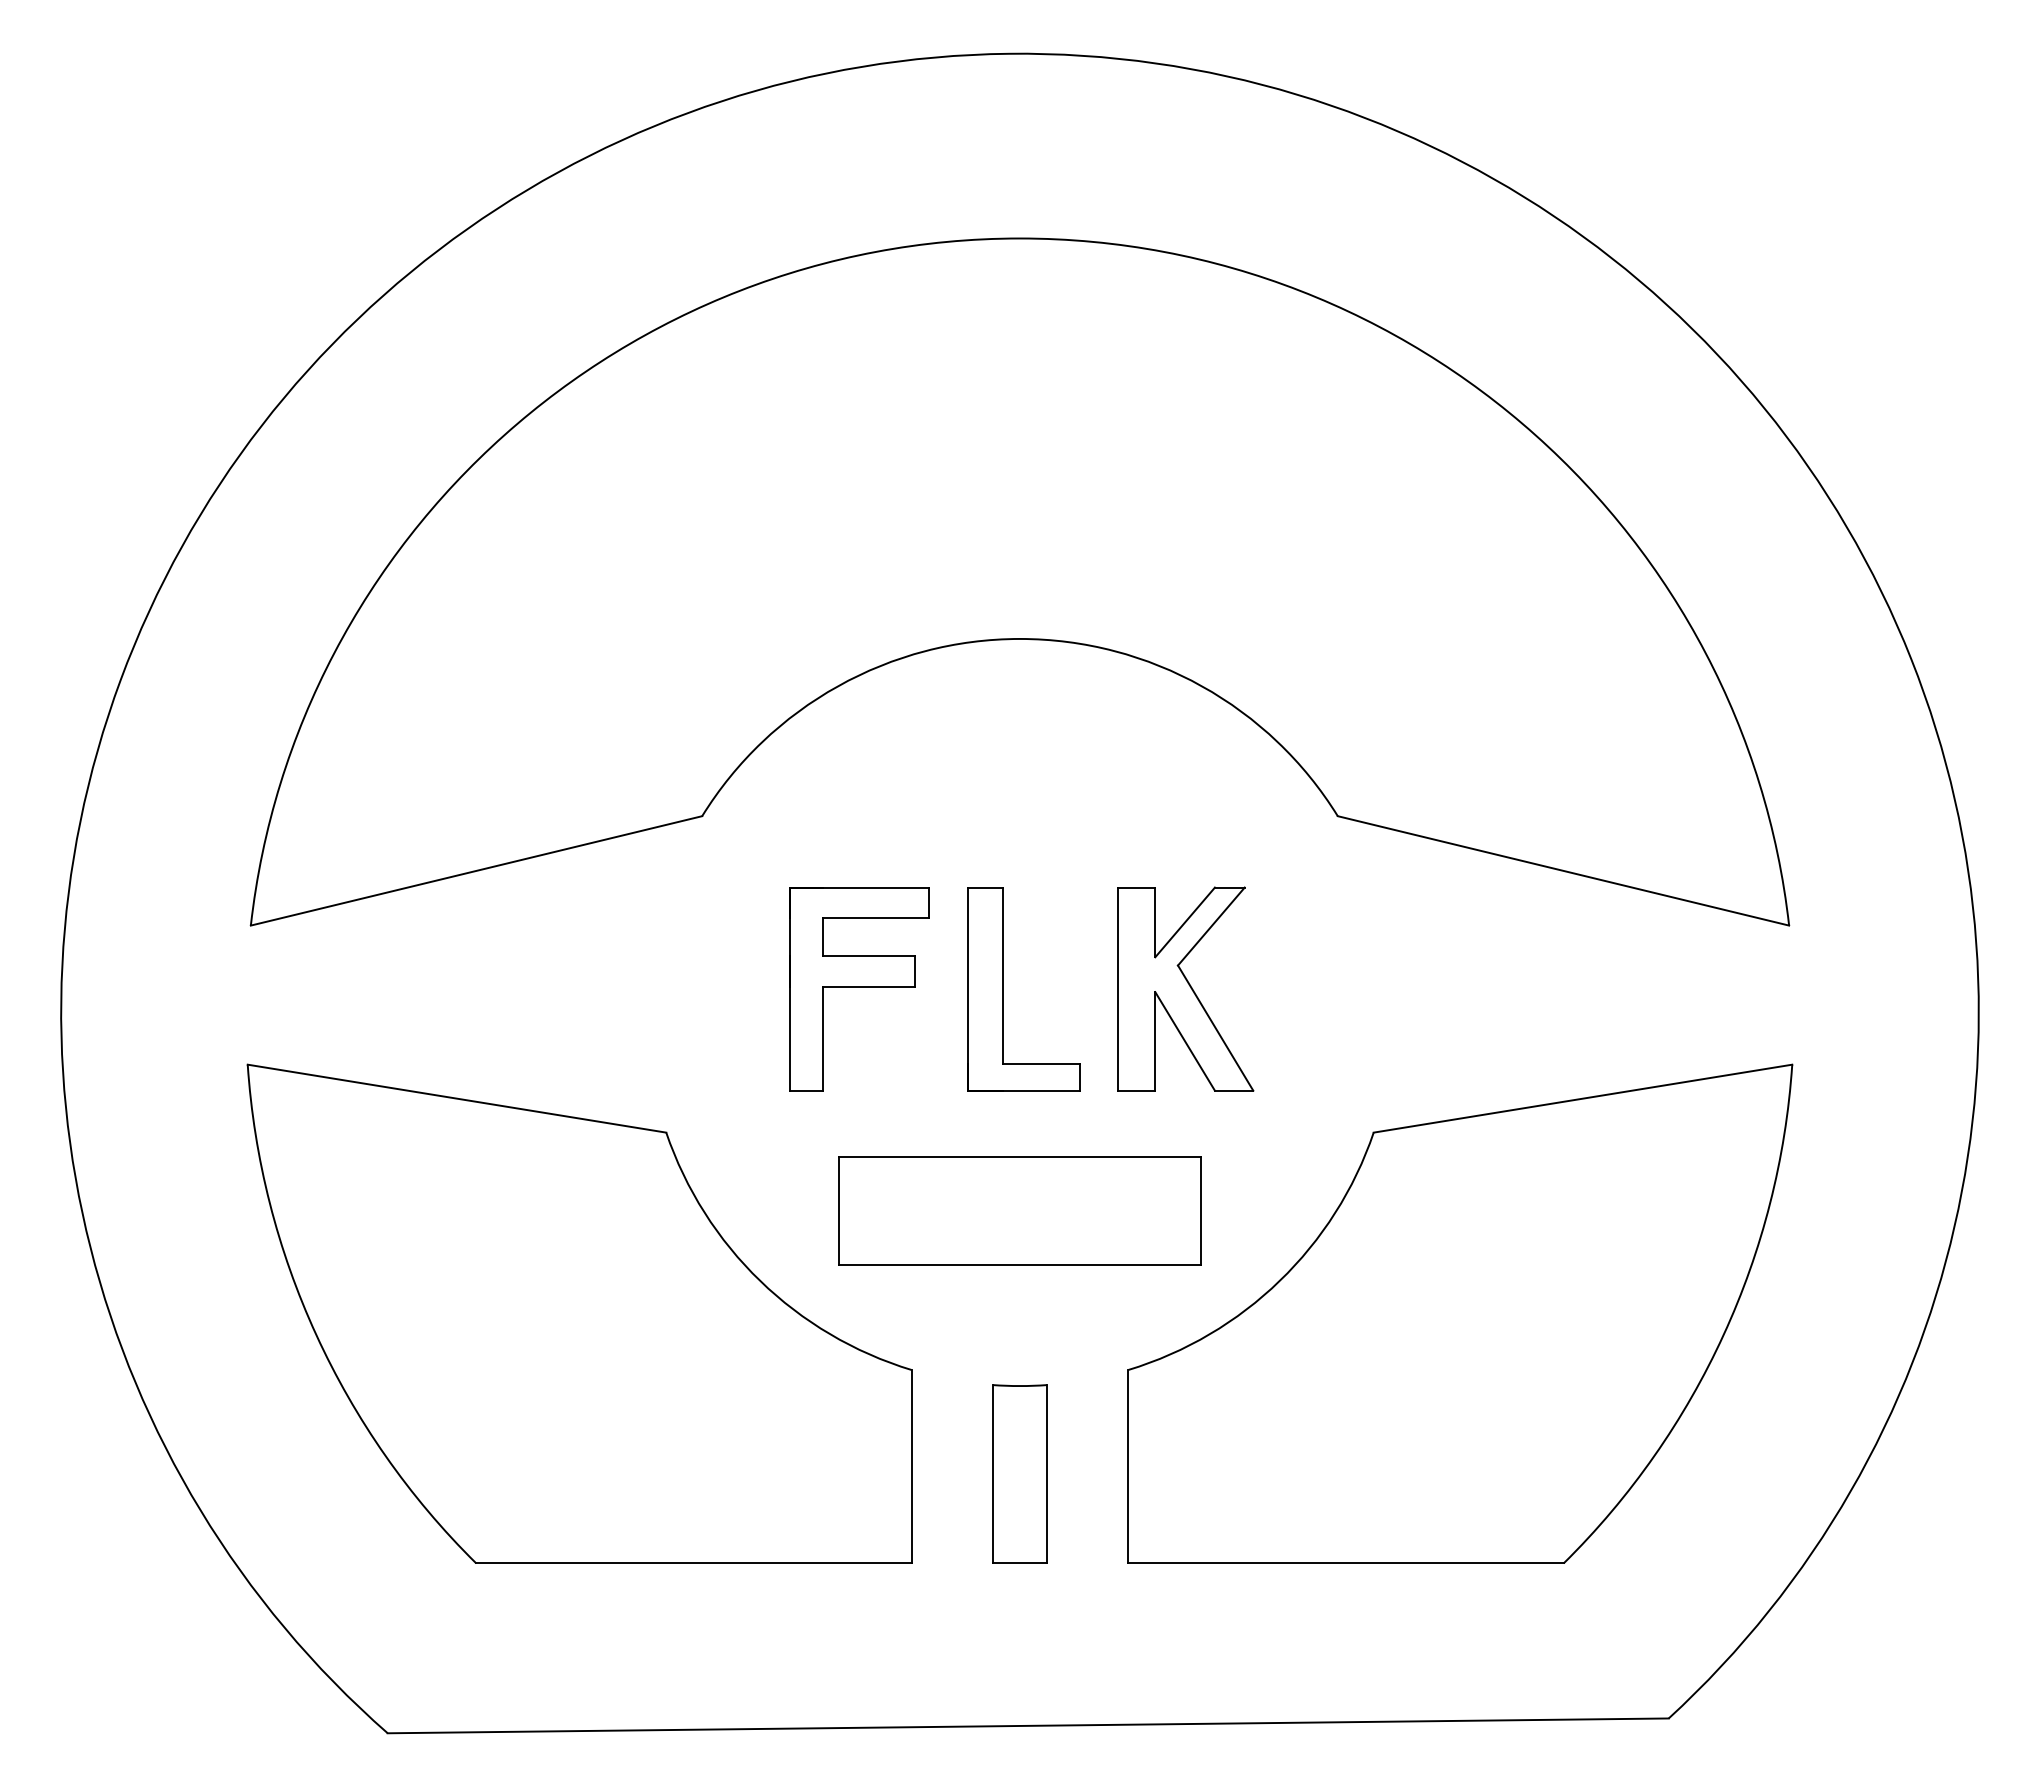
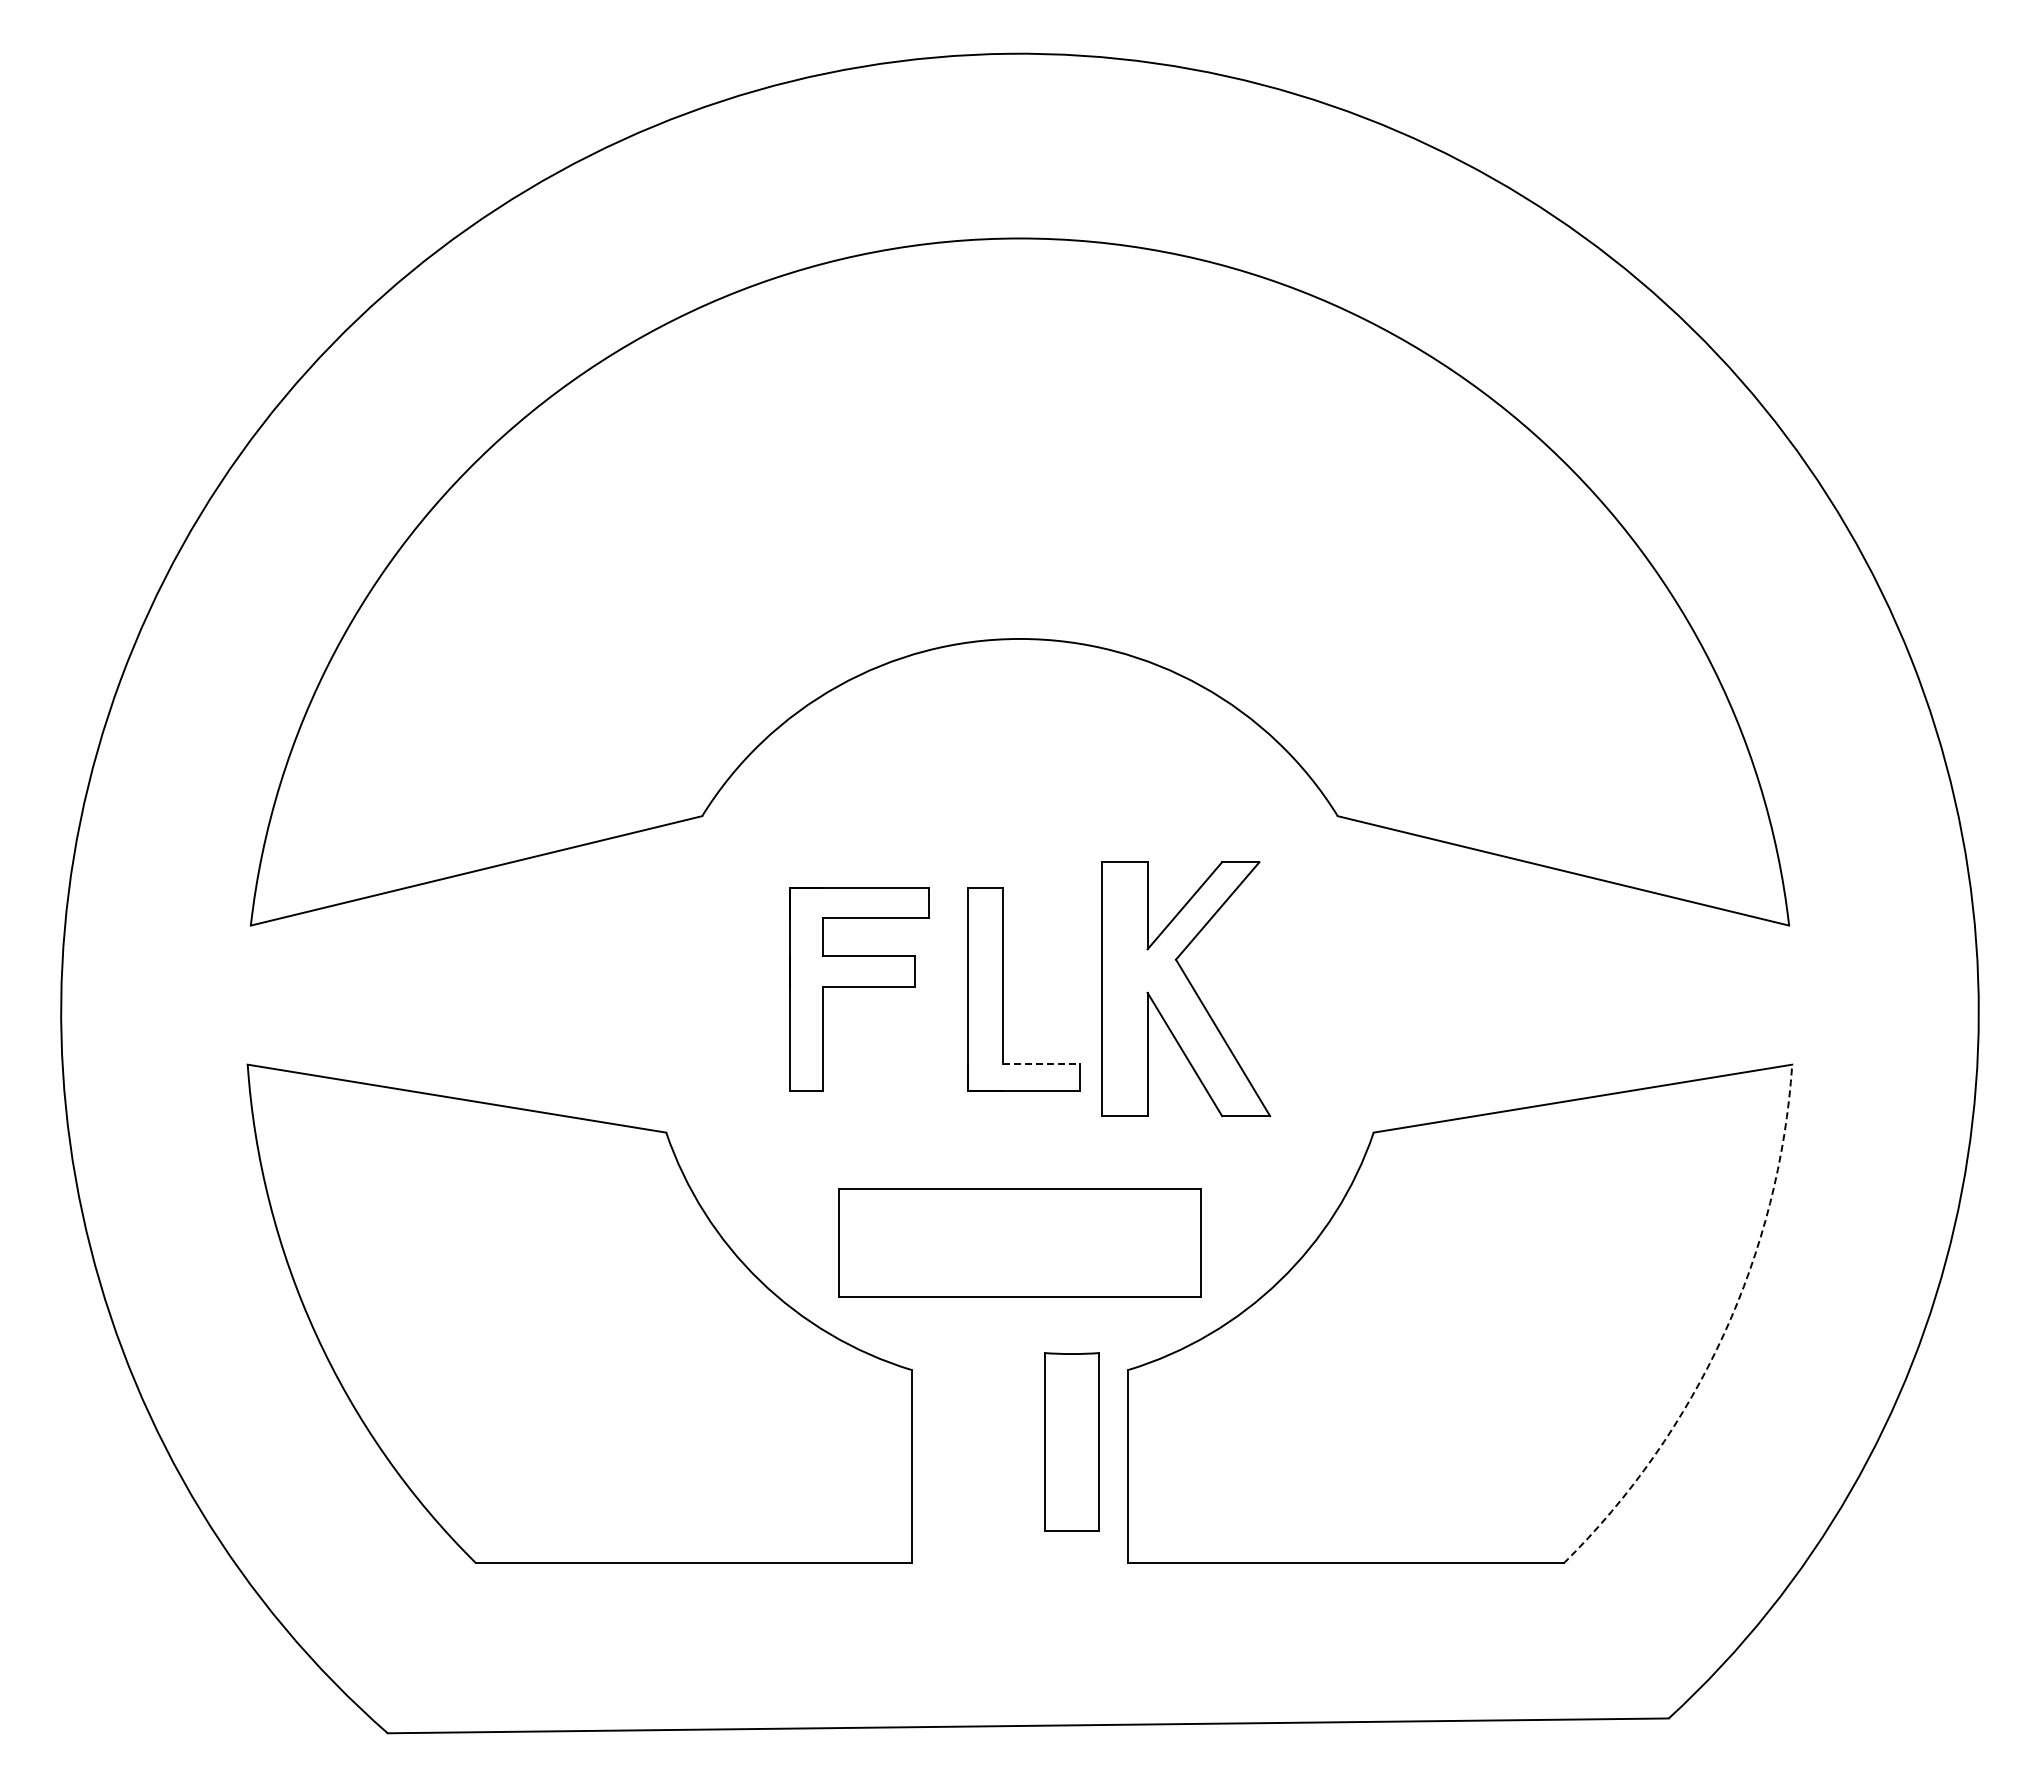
part size: 138x206 px -> 171x257 px (1186, 989)
line: solid -> dashed (1042, 1063)
part position: (1019, 1210) -> (1019, 1242) (1019, 1242)
arc: solid -> dashed (1723, 1335)
part position: (1019, 1473) -> (1071, 1441) (1071, 1441)
